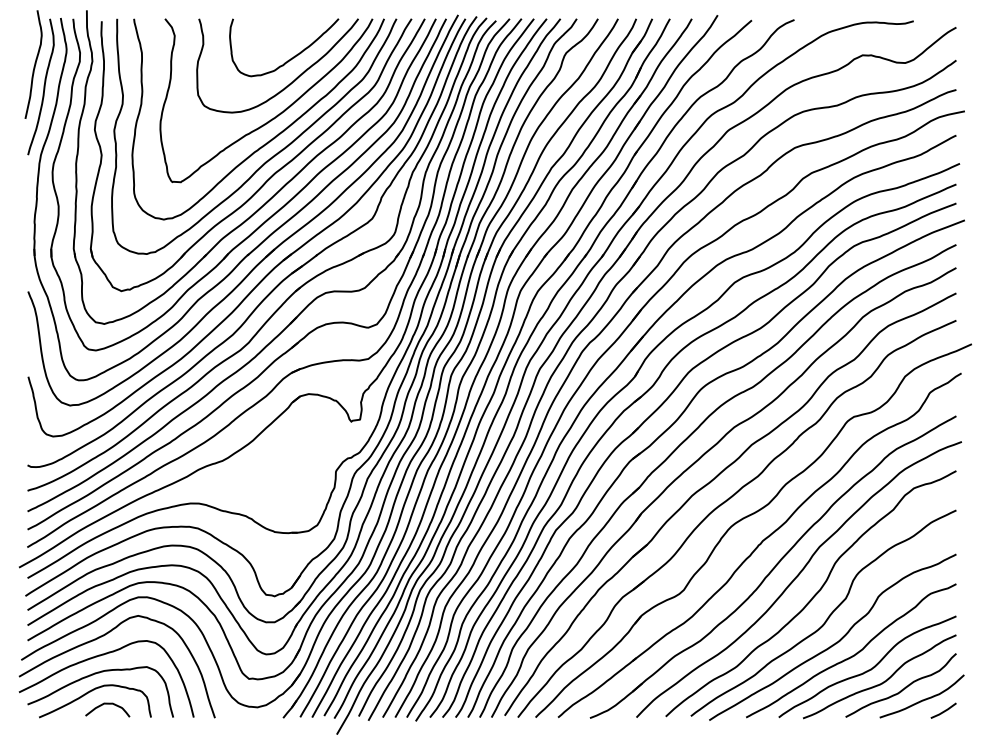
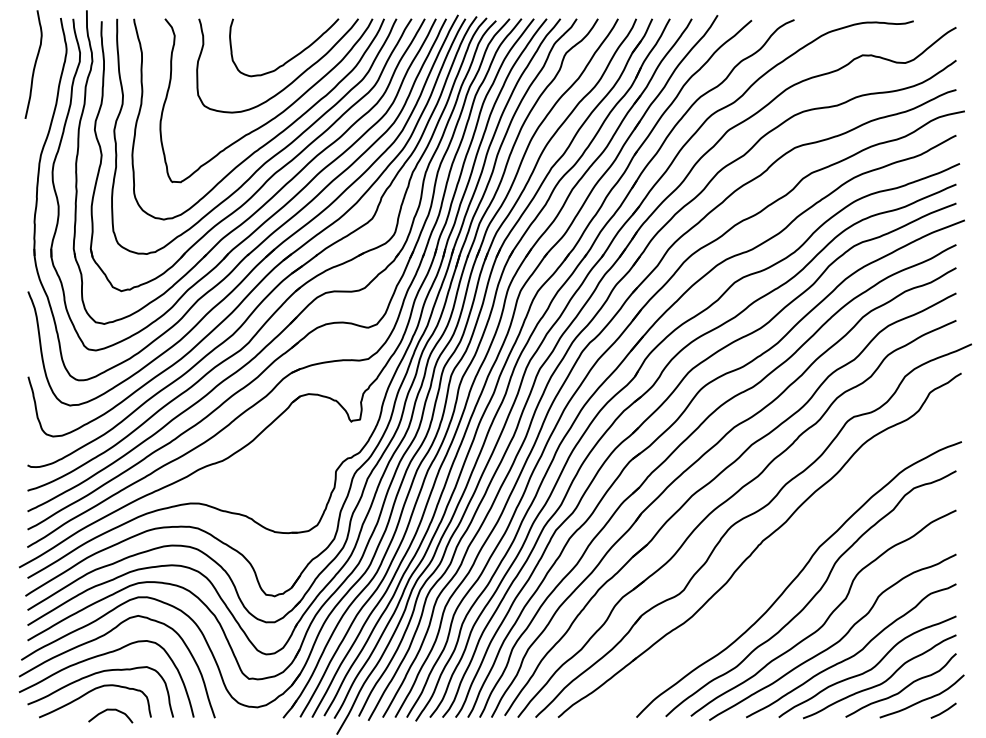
curve: present -> none (43, 86)
part: present -> none (772, 566)
curve position: (107, 704) -> (110, 710) (110, 710)
